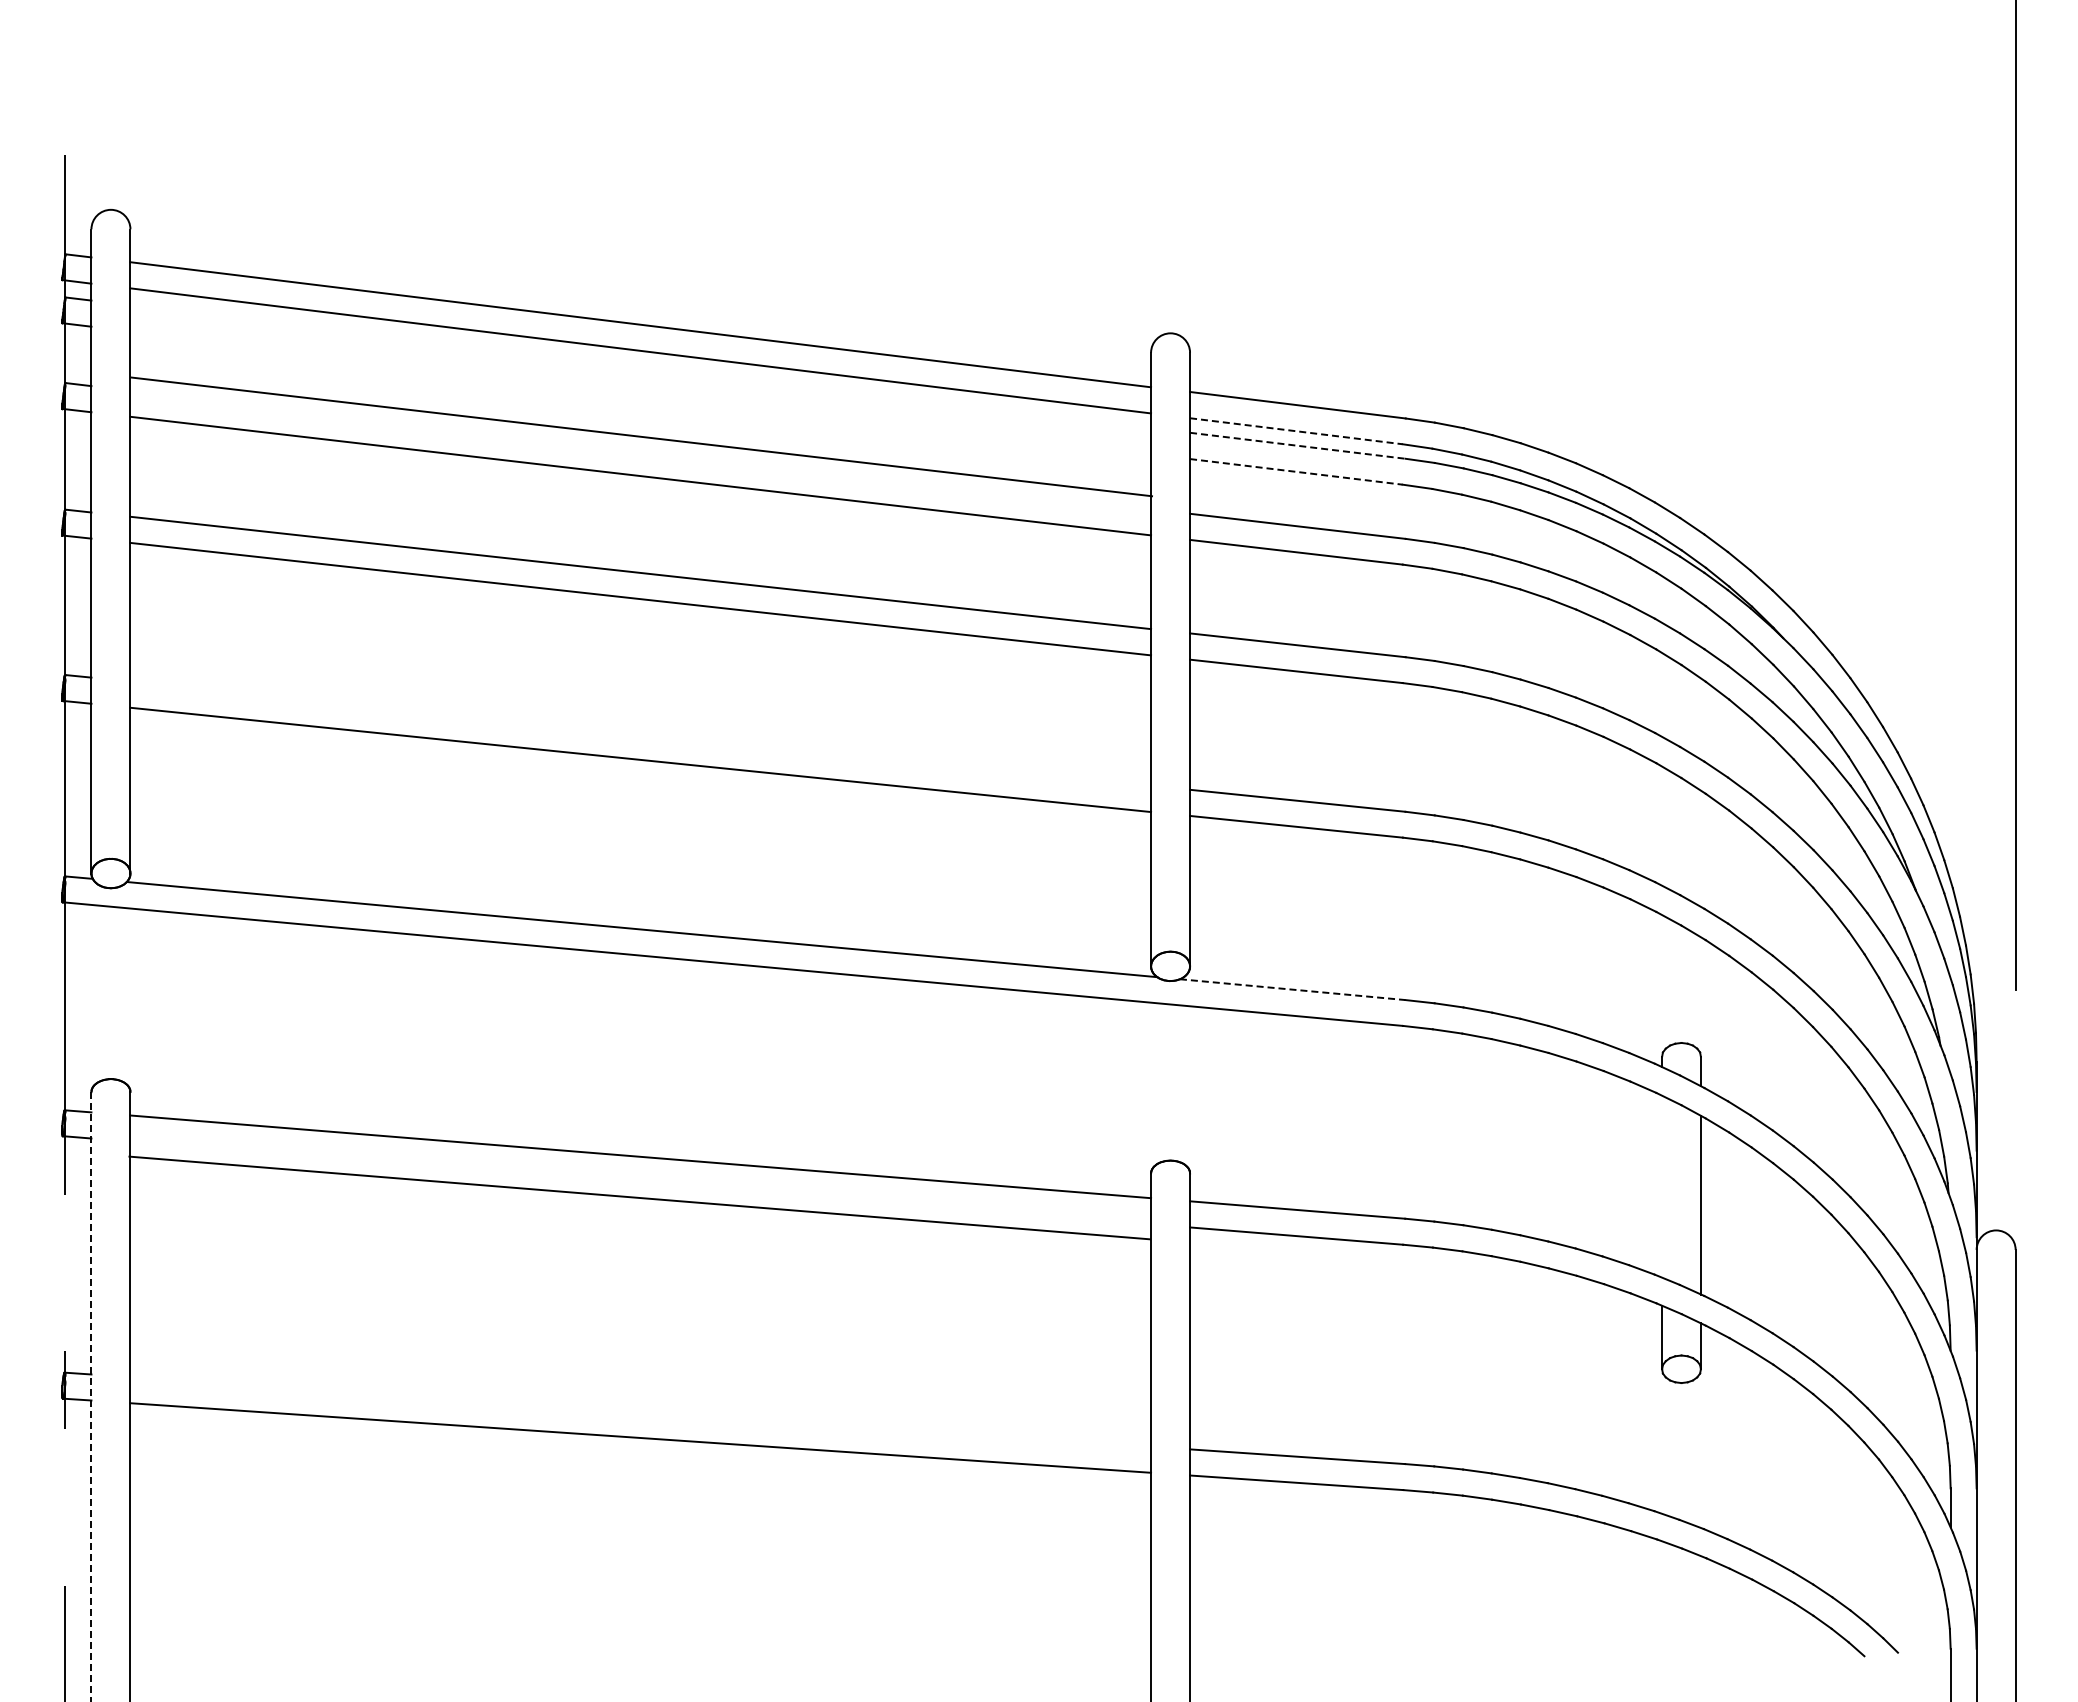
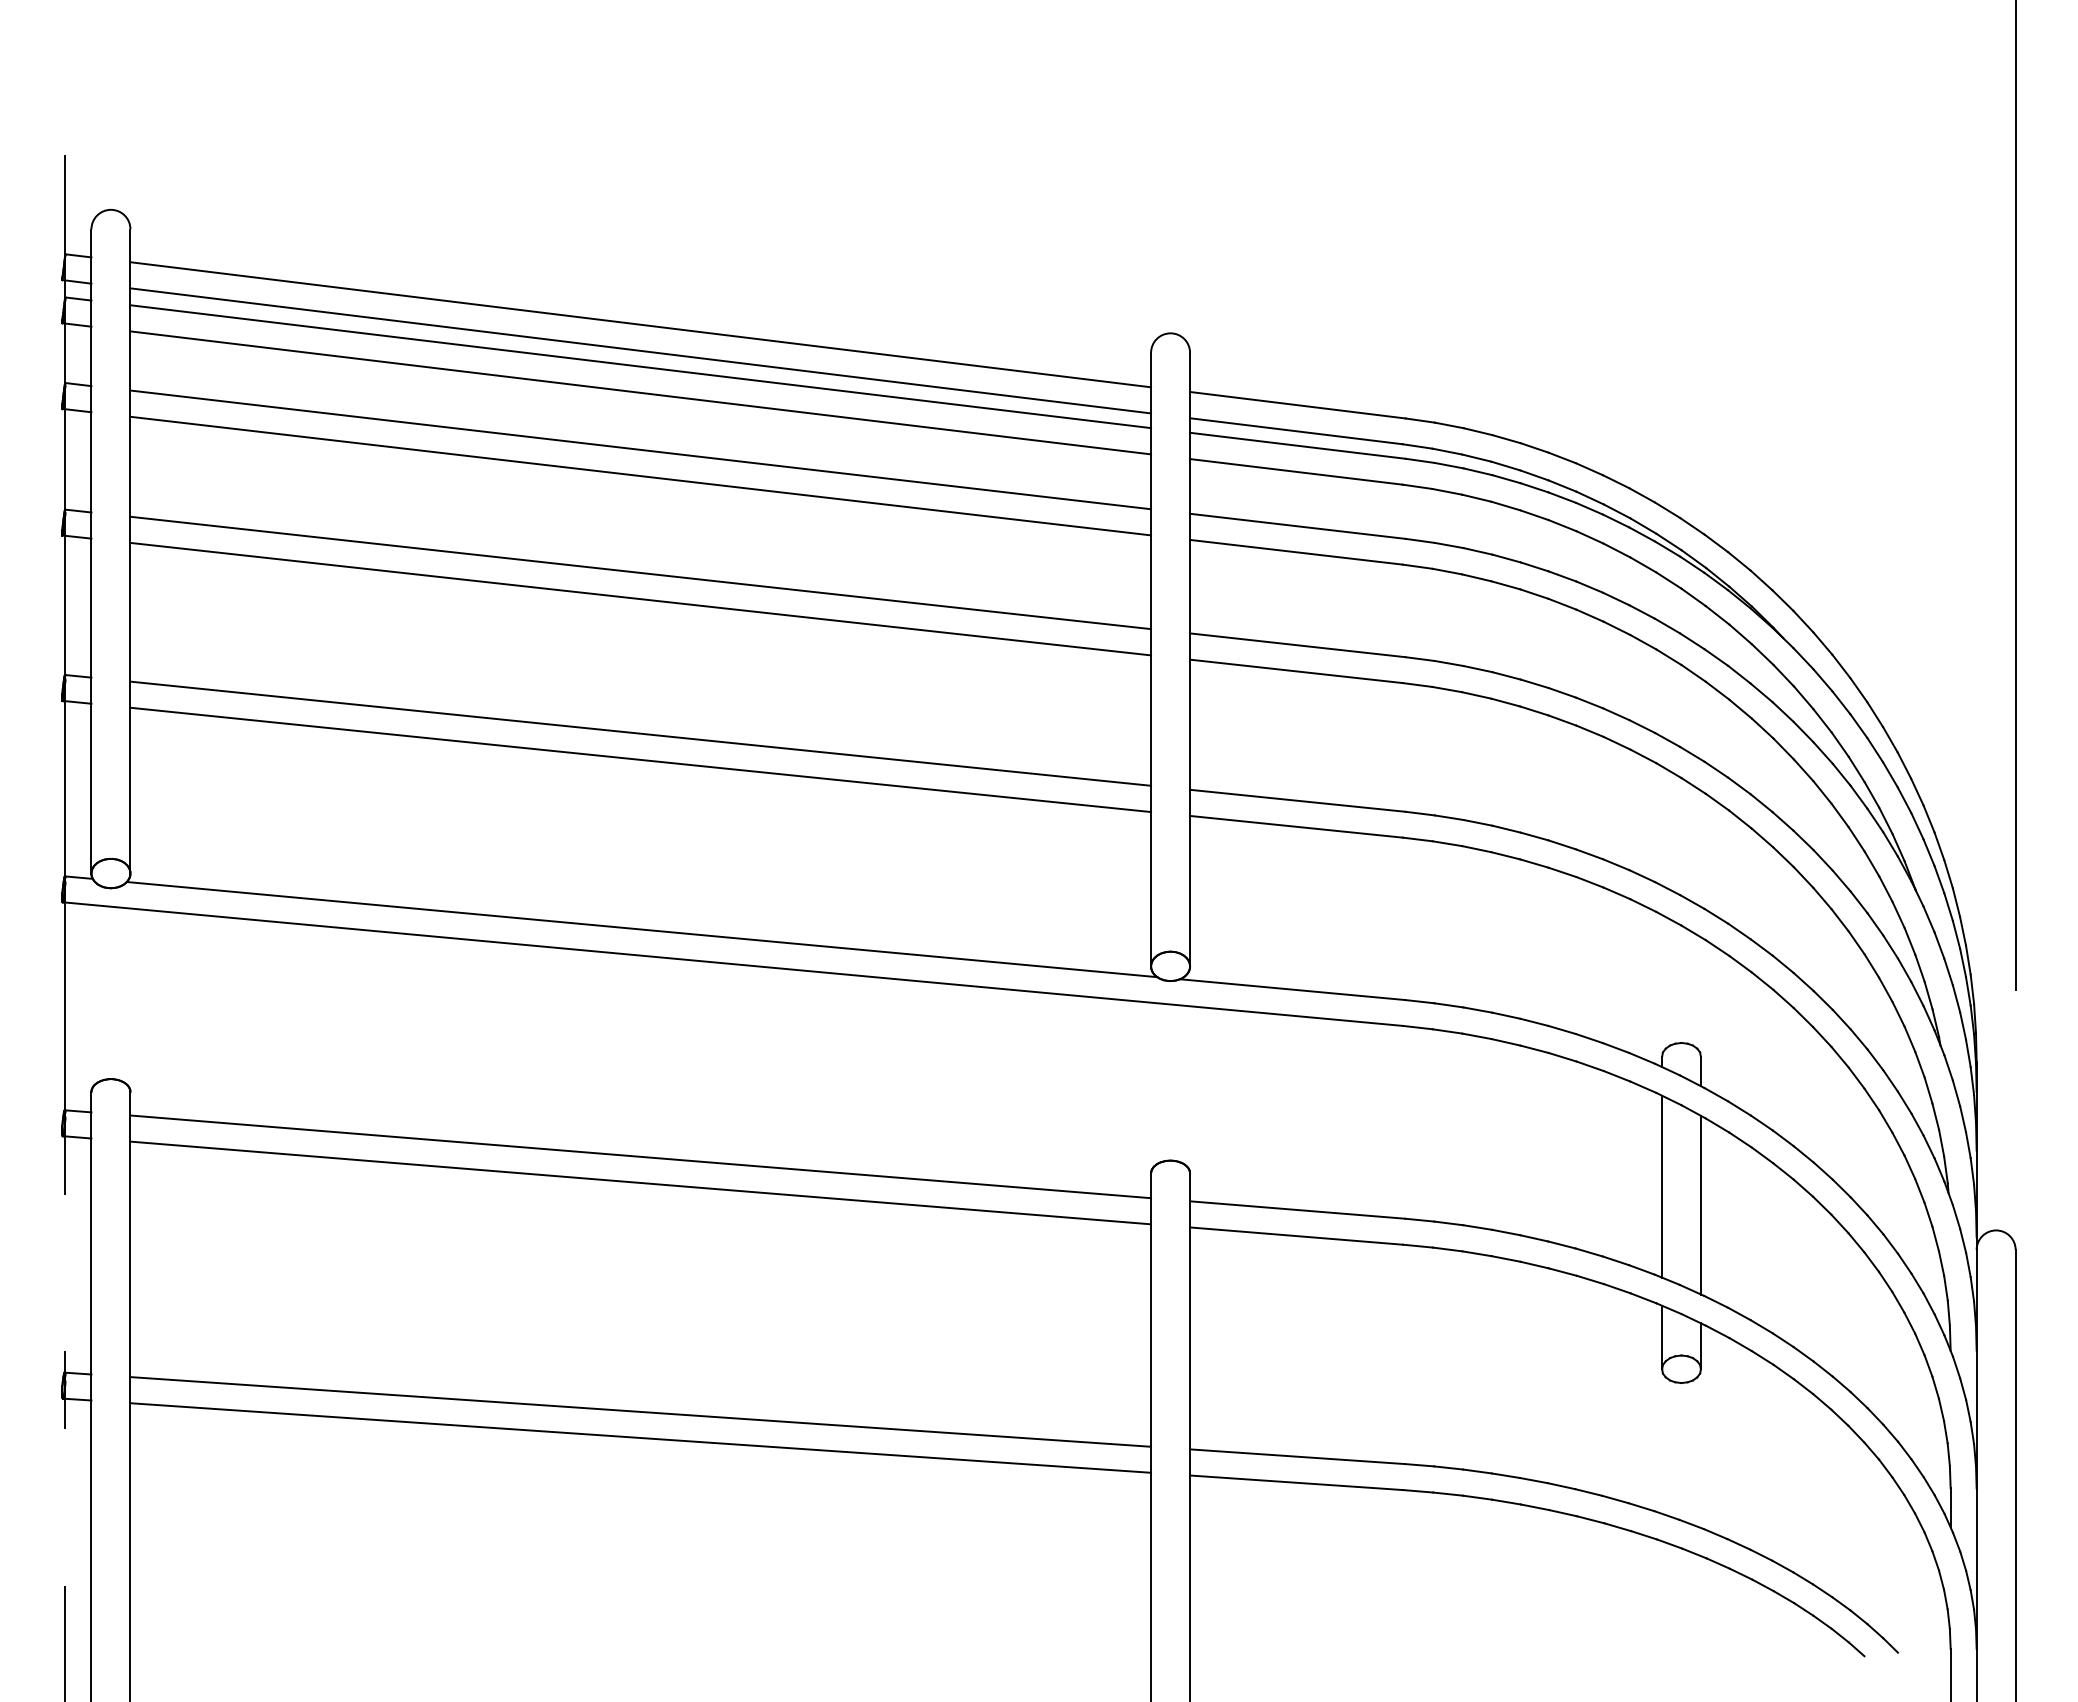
line: none -> present (640, 366)
line: none -> present (640, 392)
line: dashed -> solid (1296, 431)
line position: (641, 436) -> (640, 449) (640, 449)
line: dashed -> solid (1297, 445)
line: dashed -> solid (1296, 471)
line: none -> present (640, 733)
line: dashed -> solid (1293, 989)
line: none -> present (1662, 1186)
line position: (639, 1197) -> (640, 1182) (640, 1182)
line: dashed -> solid (91, 1397)
line: none -> present (640, 1411)
